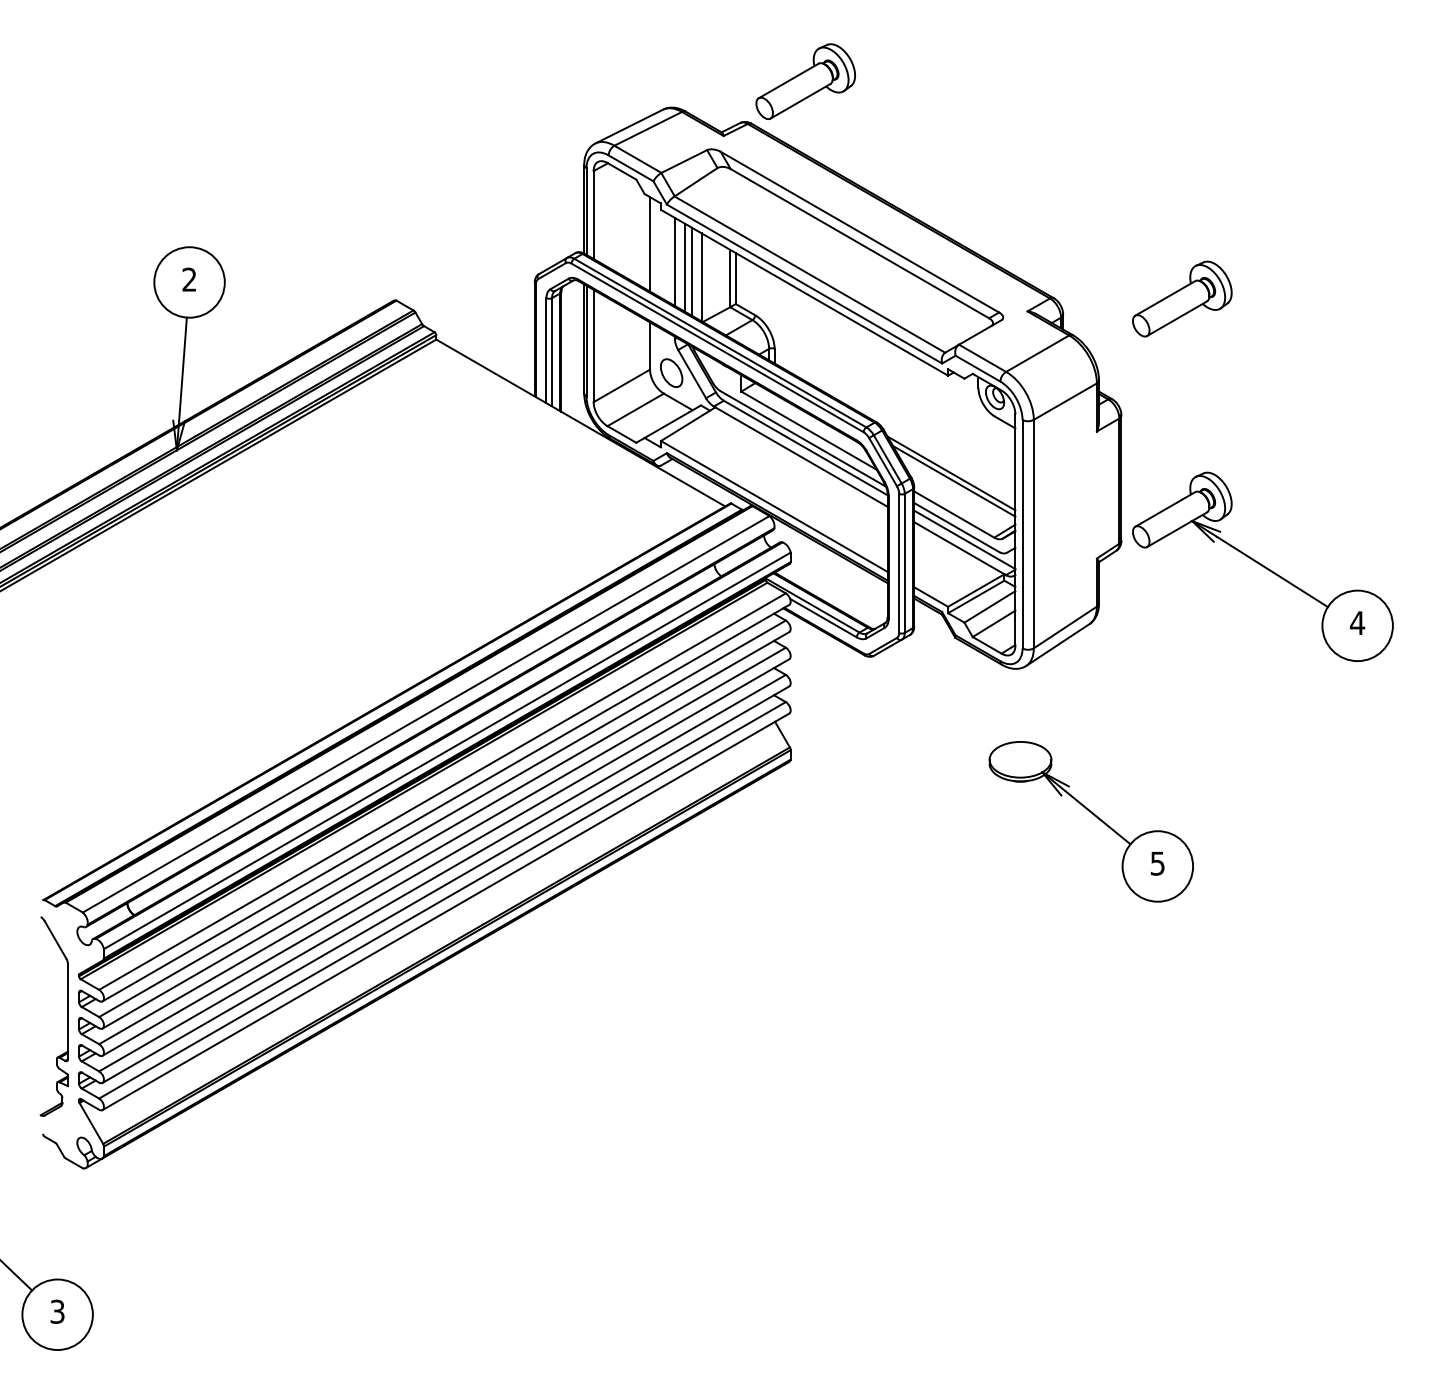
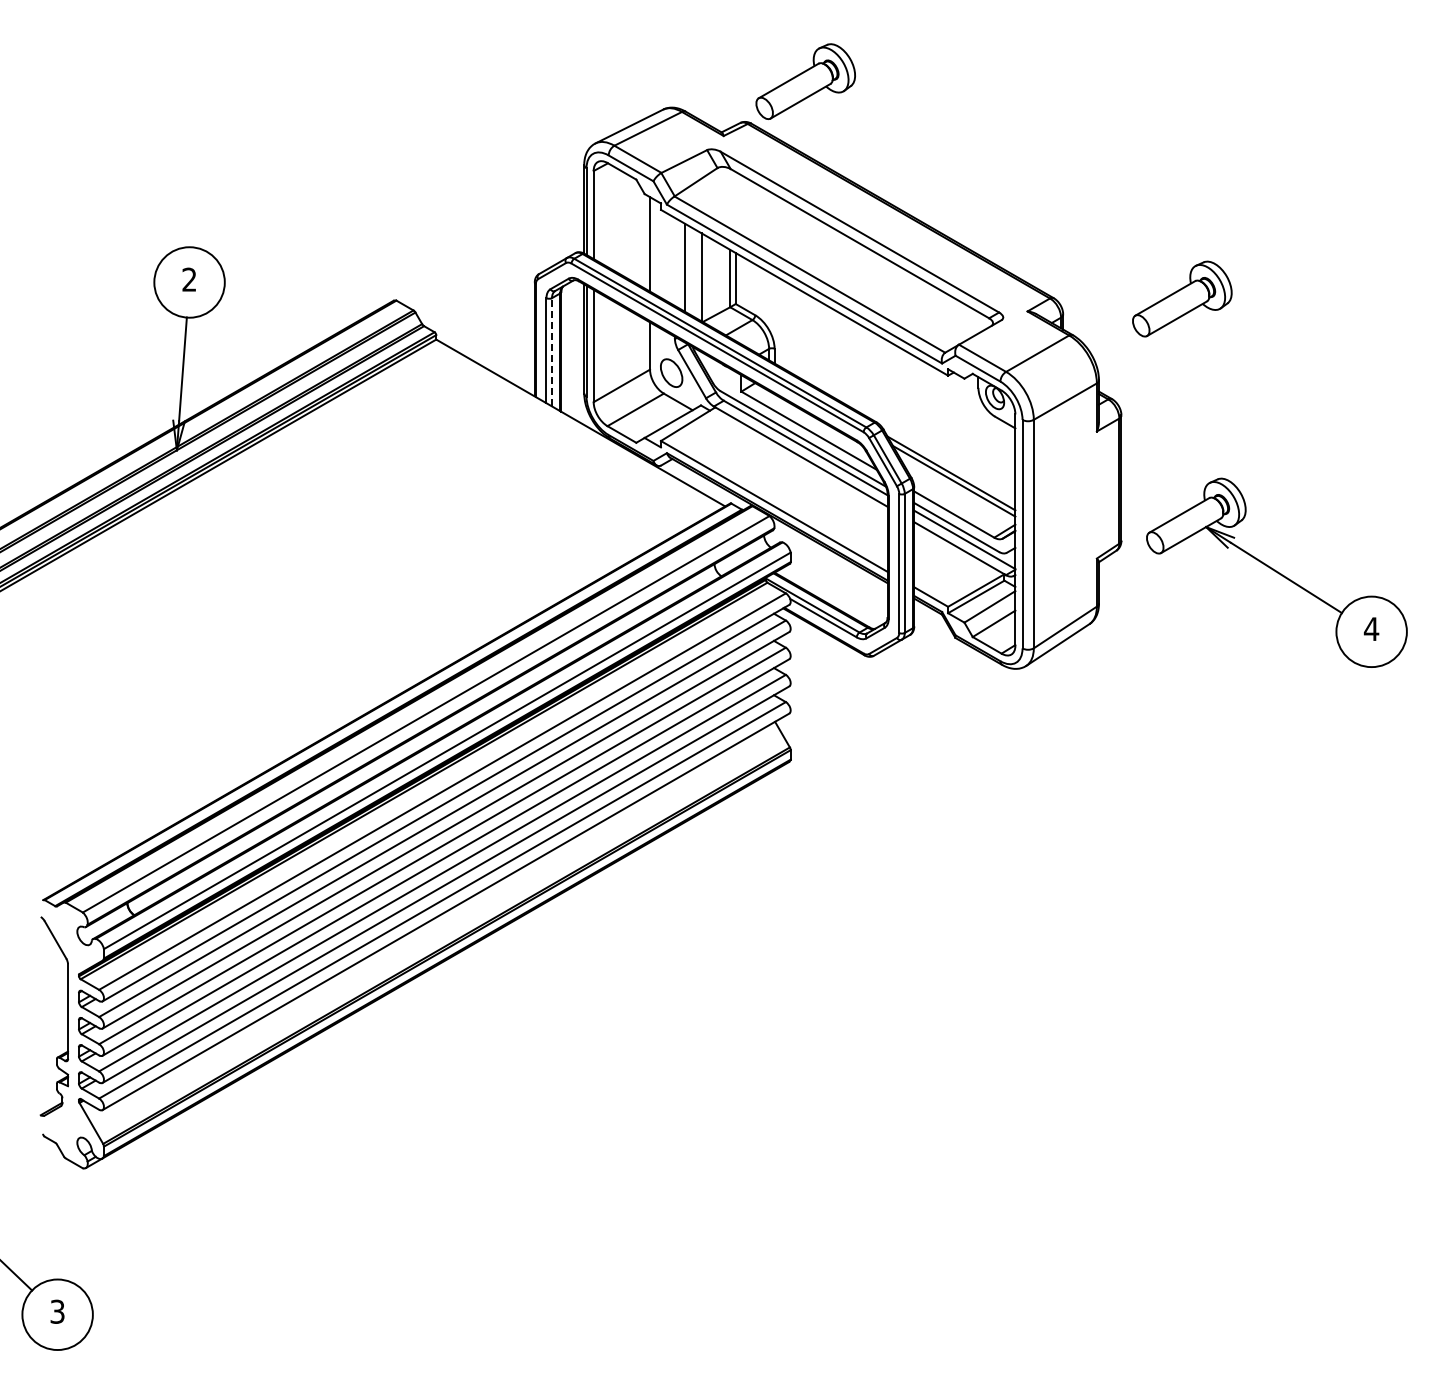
line: present -> none (674, 261)
line: present -> none (691, 271)
line: solid -> dashed (552, 351)
part position: (1262, 566) -> (1276, 572) (1276, 572)
part: present -> none (1094, 816)
